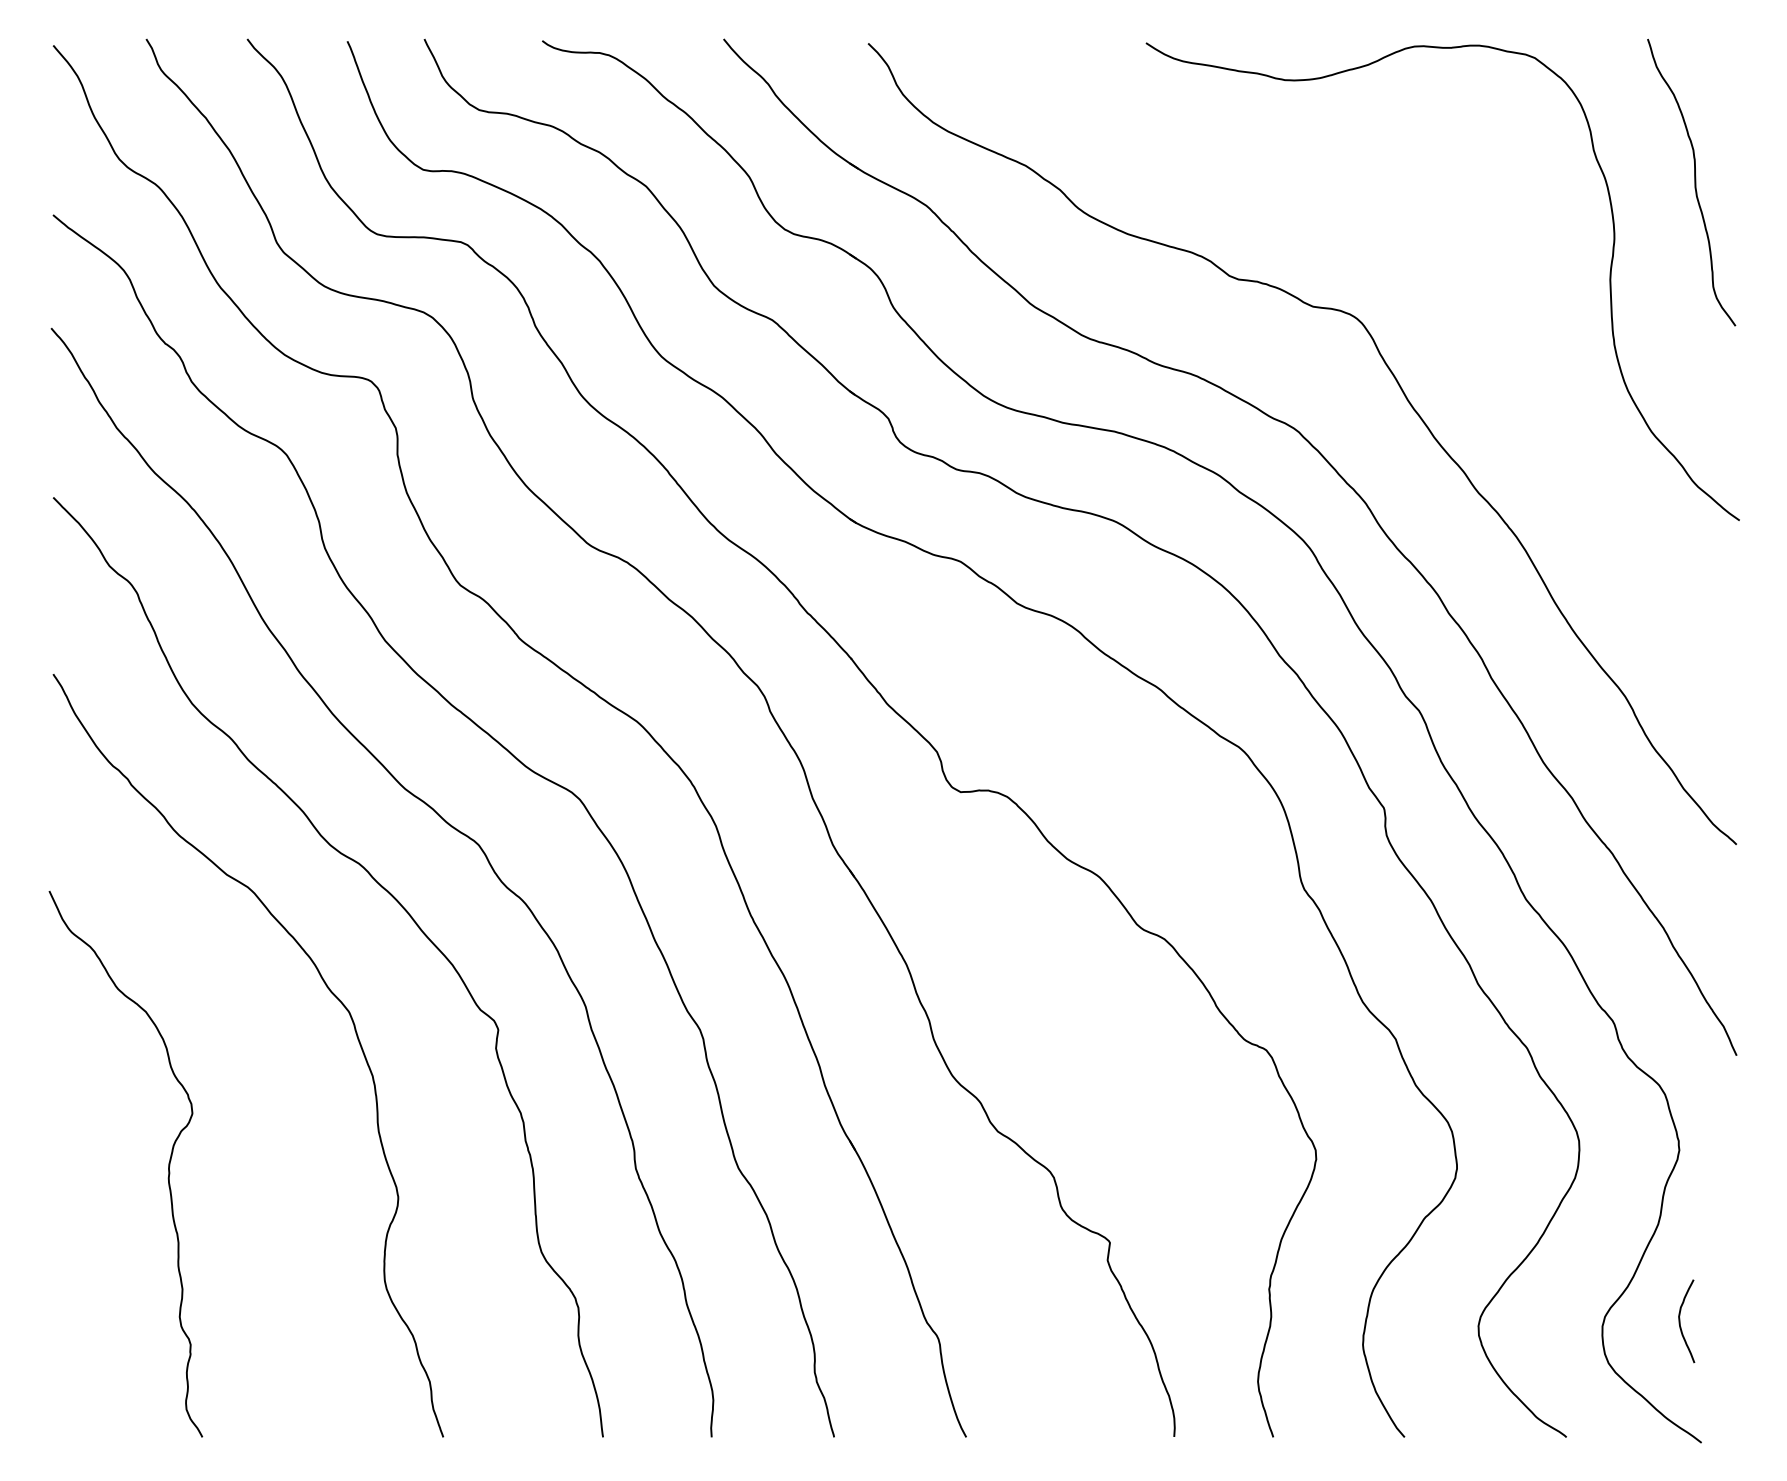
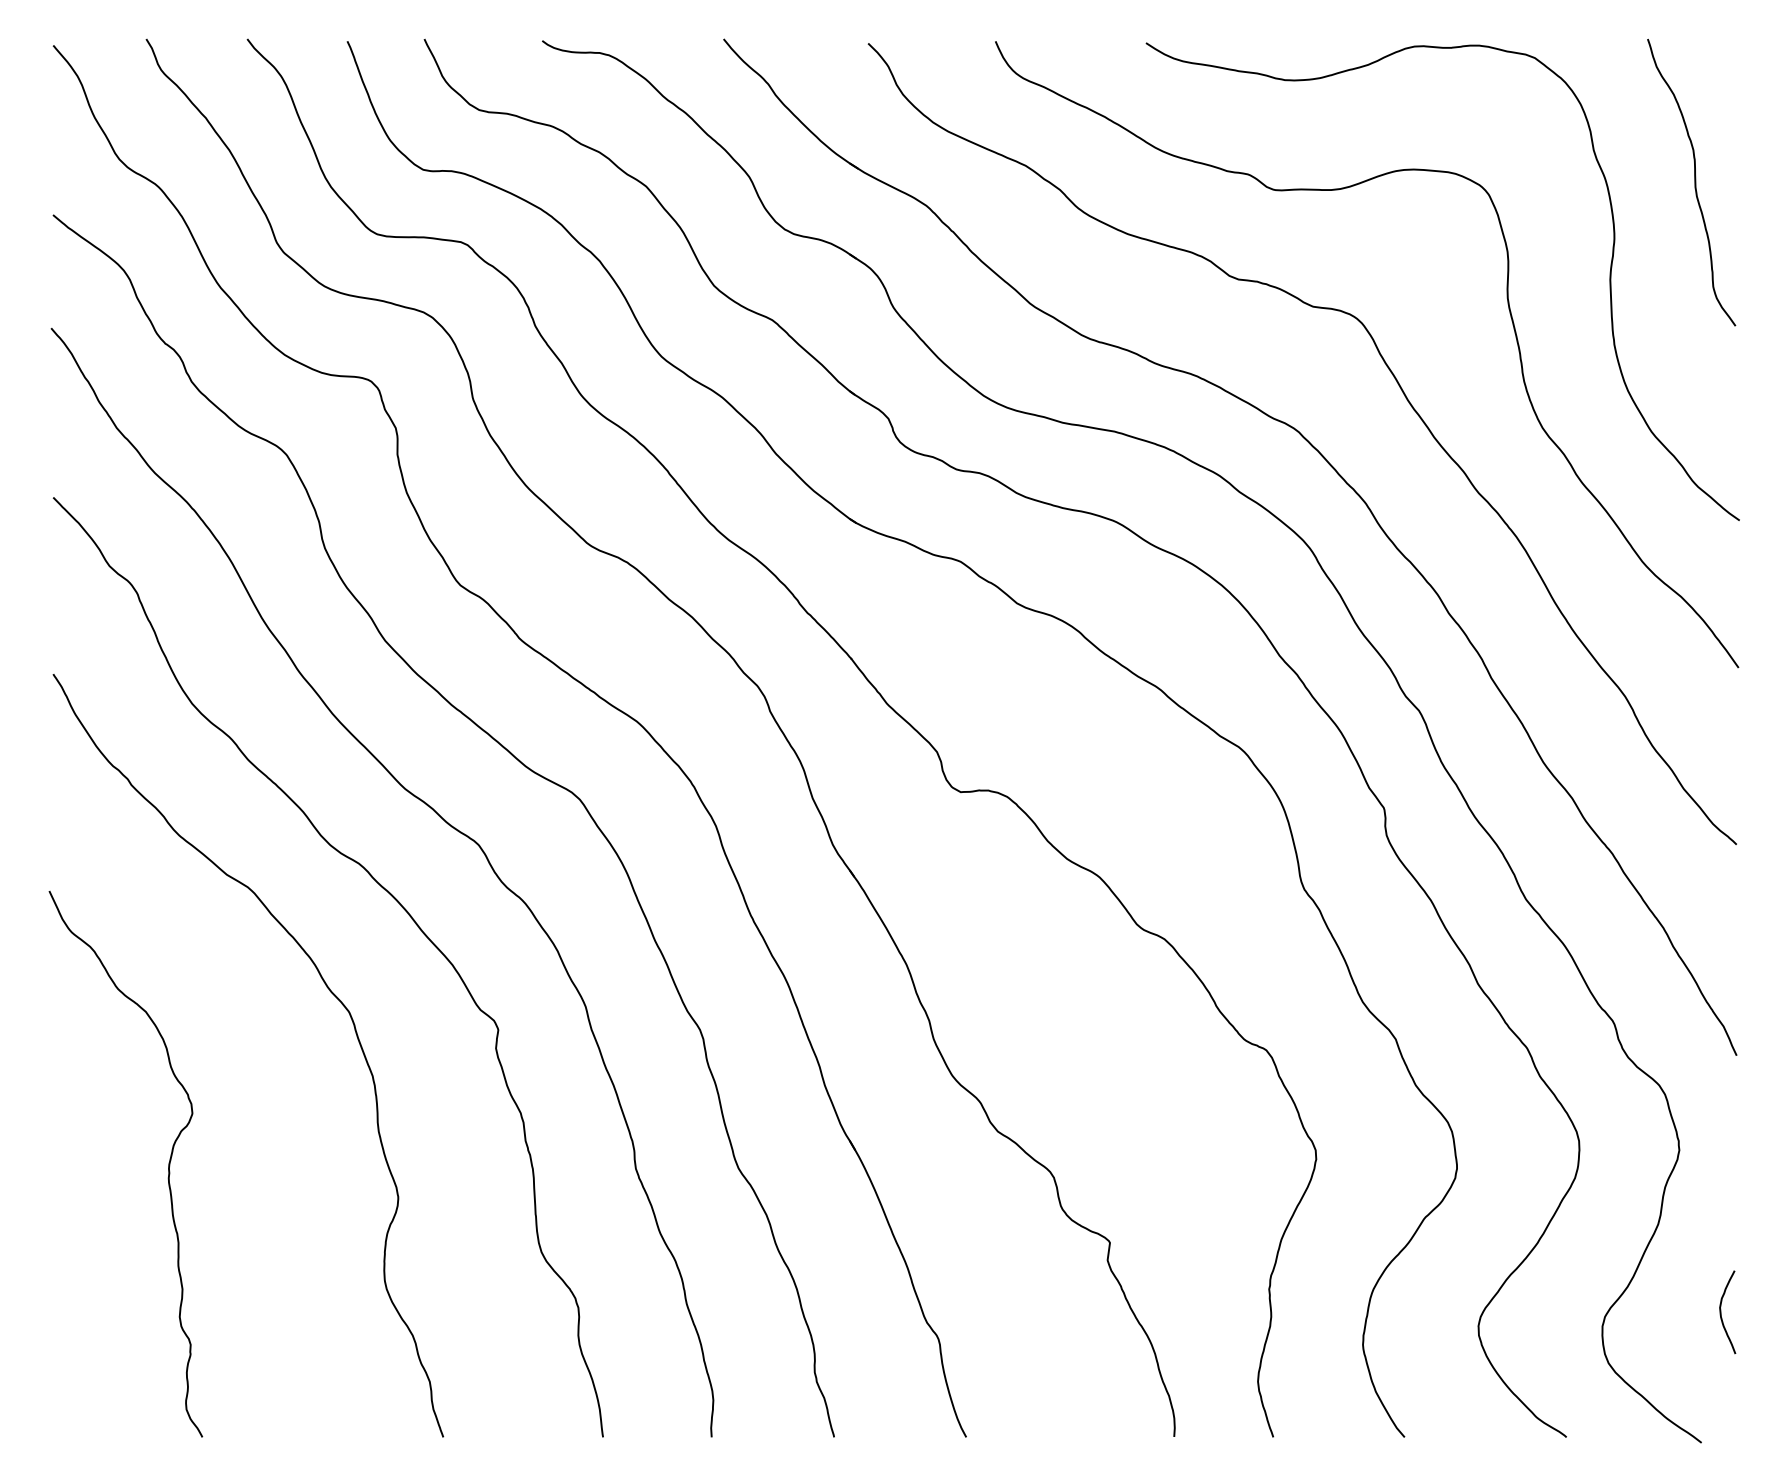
curve: none -> present (1510, 317)
curve position: (1680, 1321) -> (1721, 1312) (1721, 1312)
